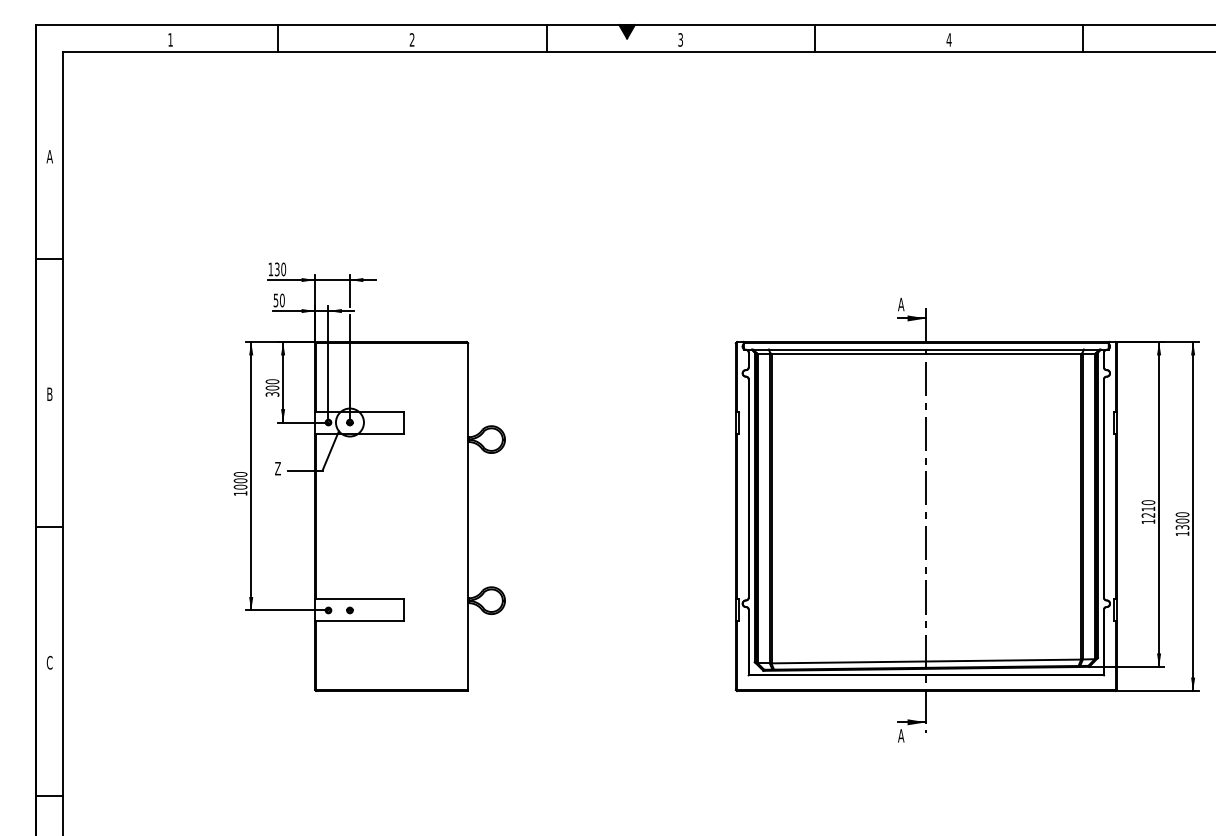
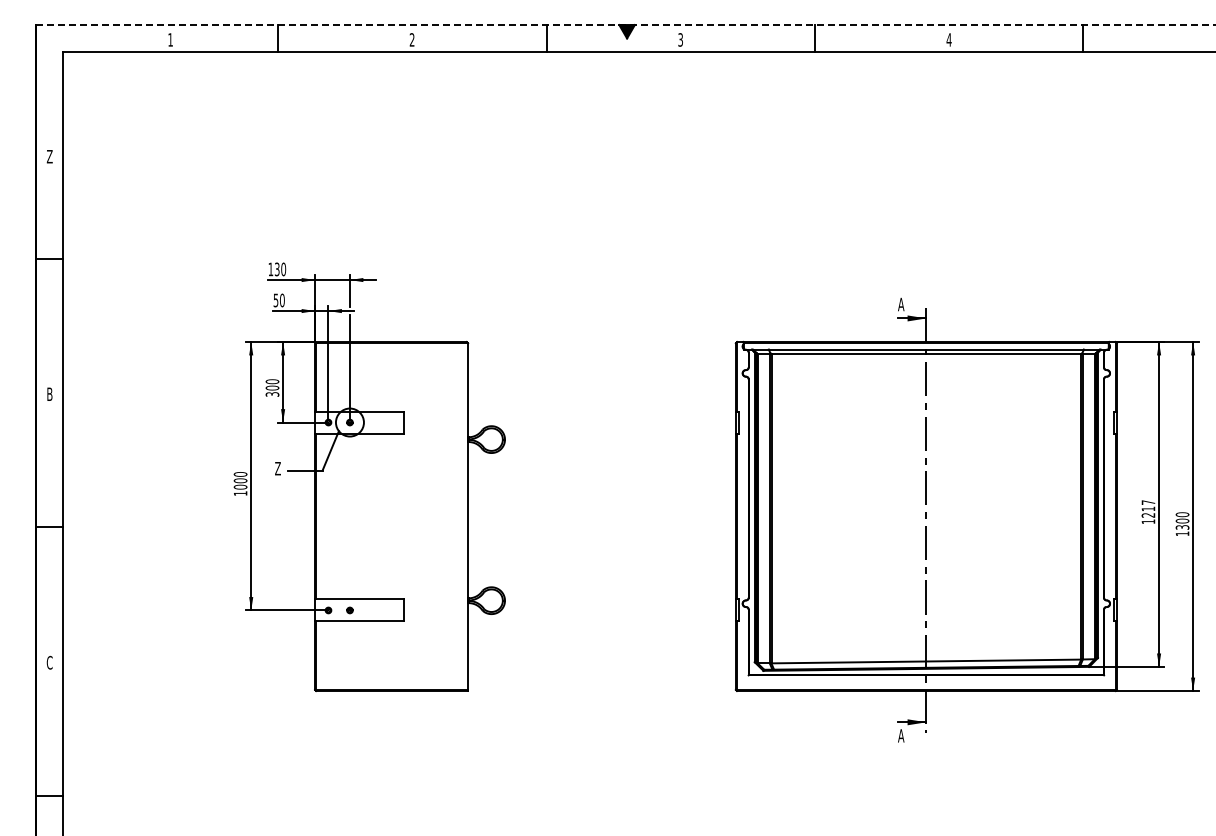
line: solid -> dashed (626, 25)
text: A -> Z (49, 156)
text: 1210 -> 1217 (1148, 502)
